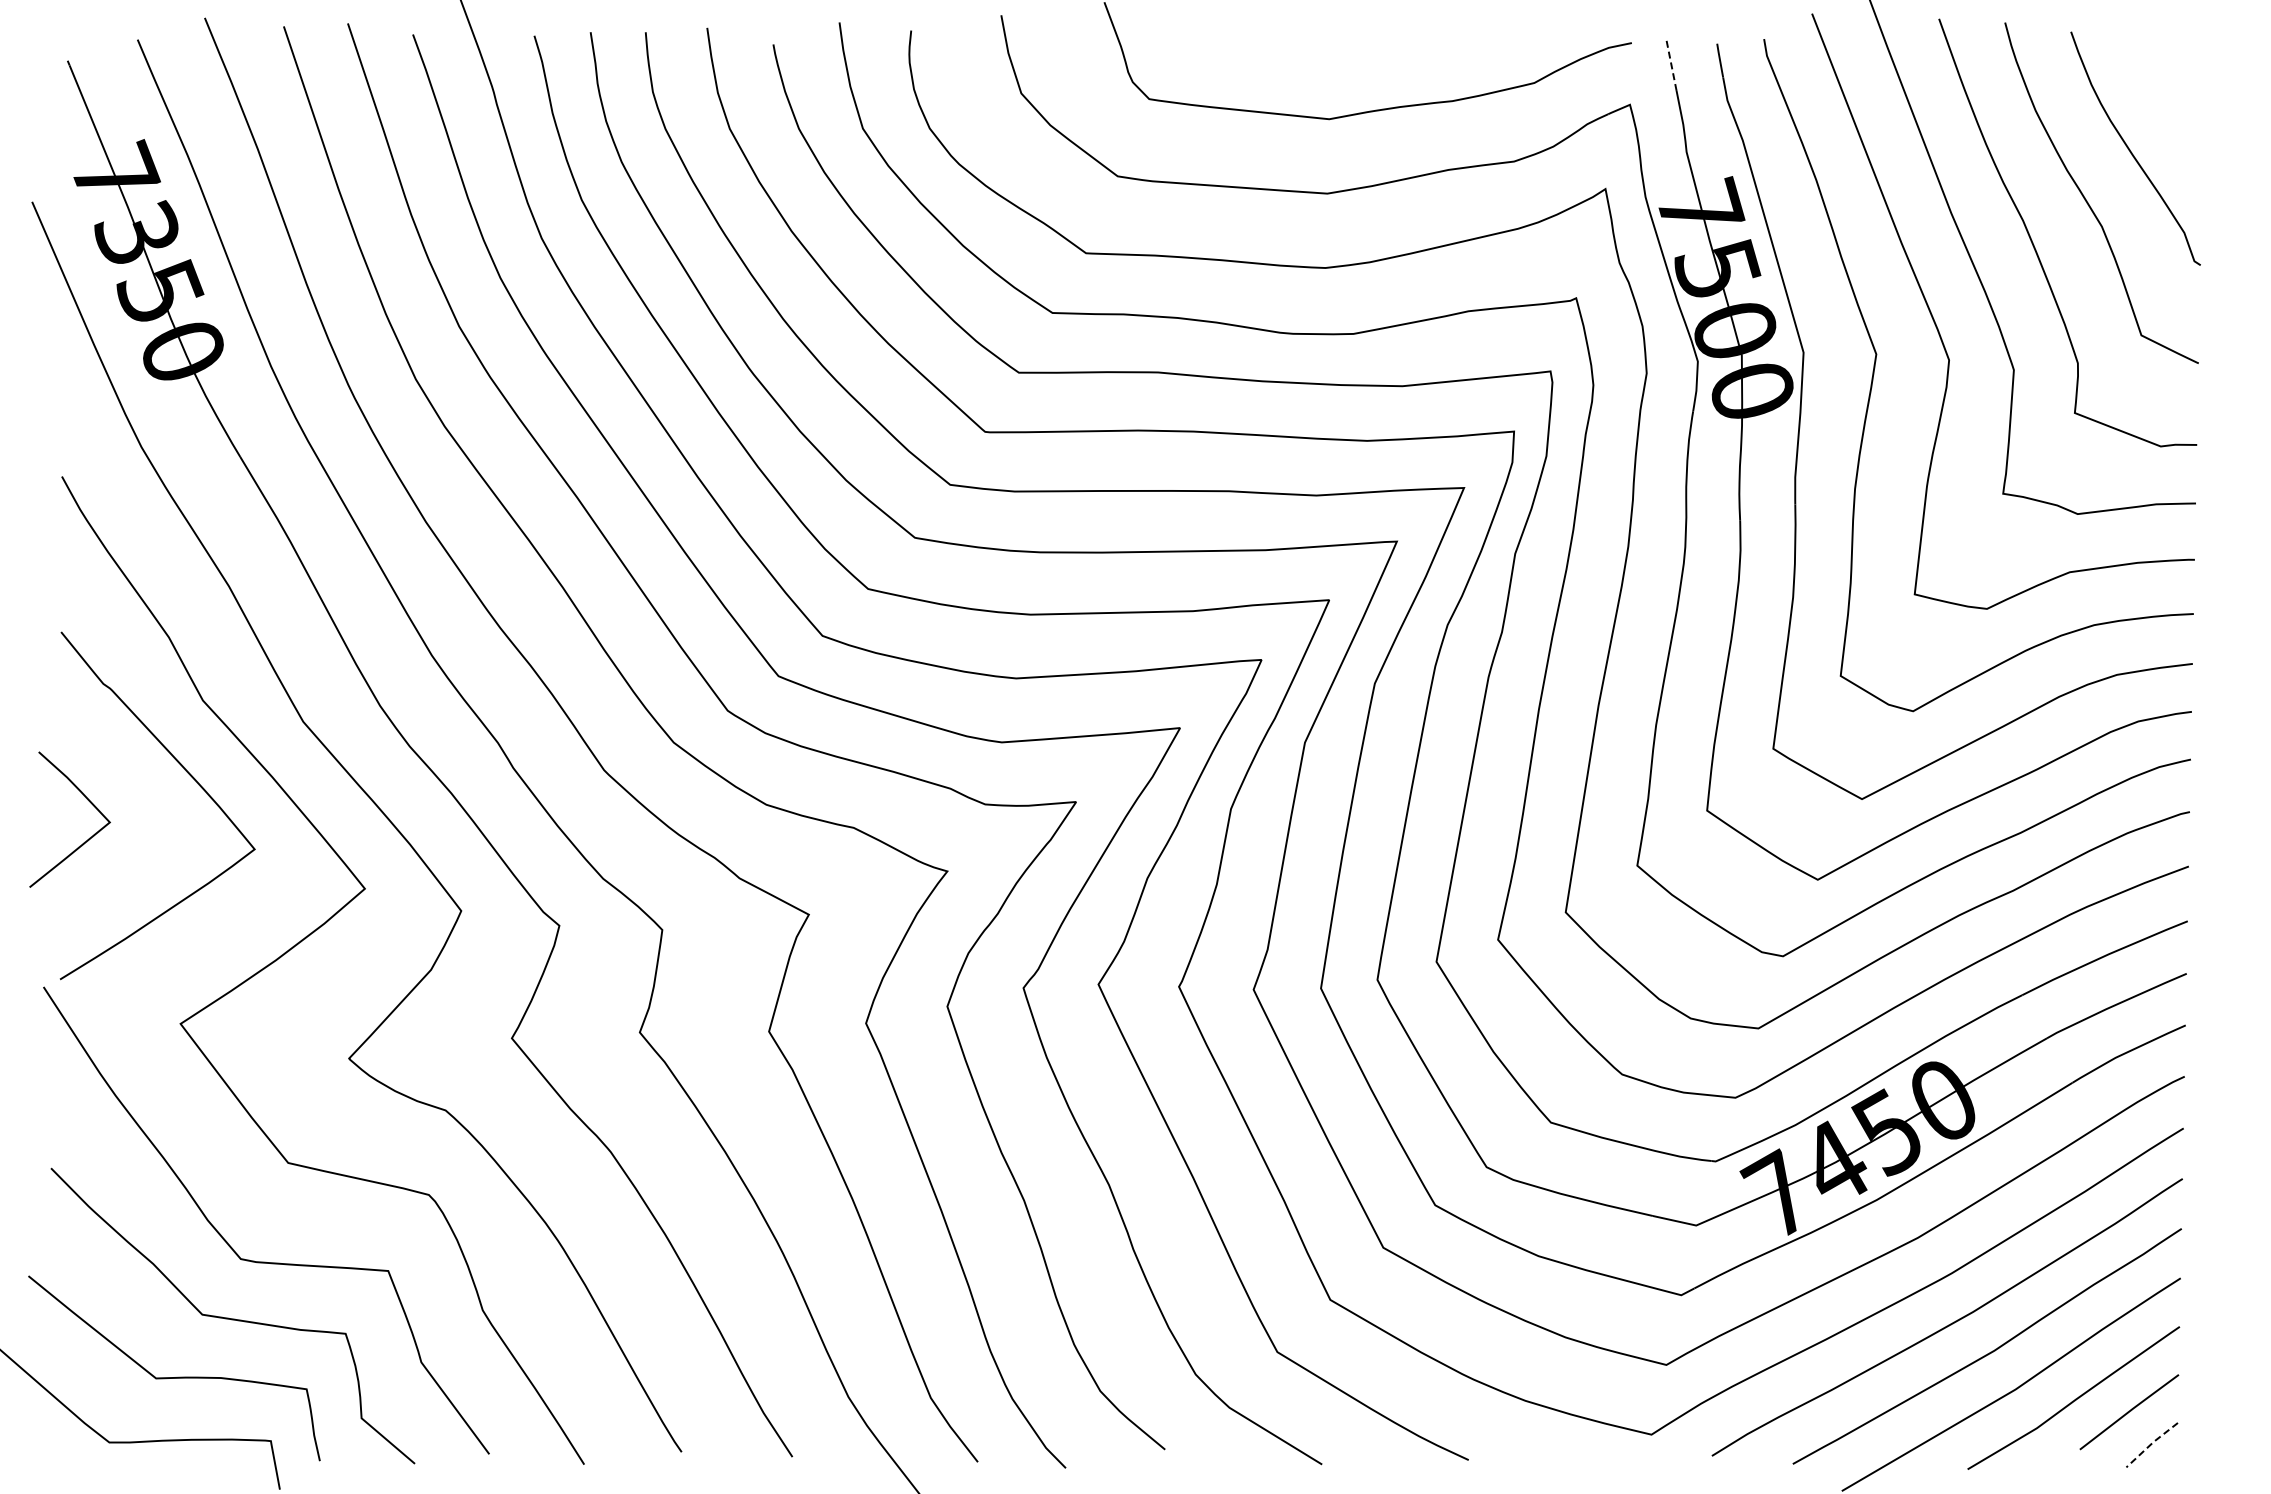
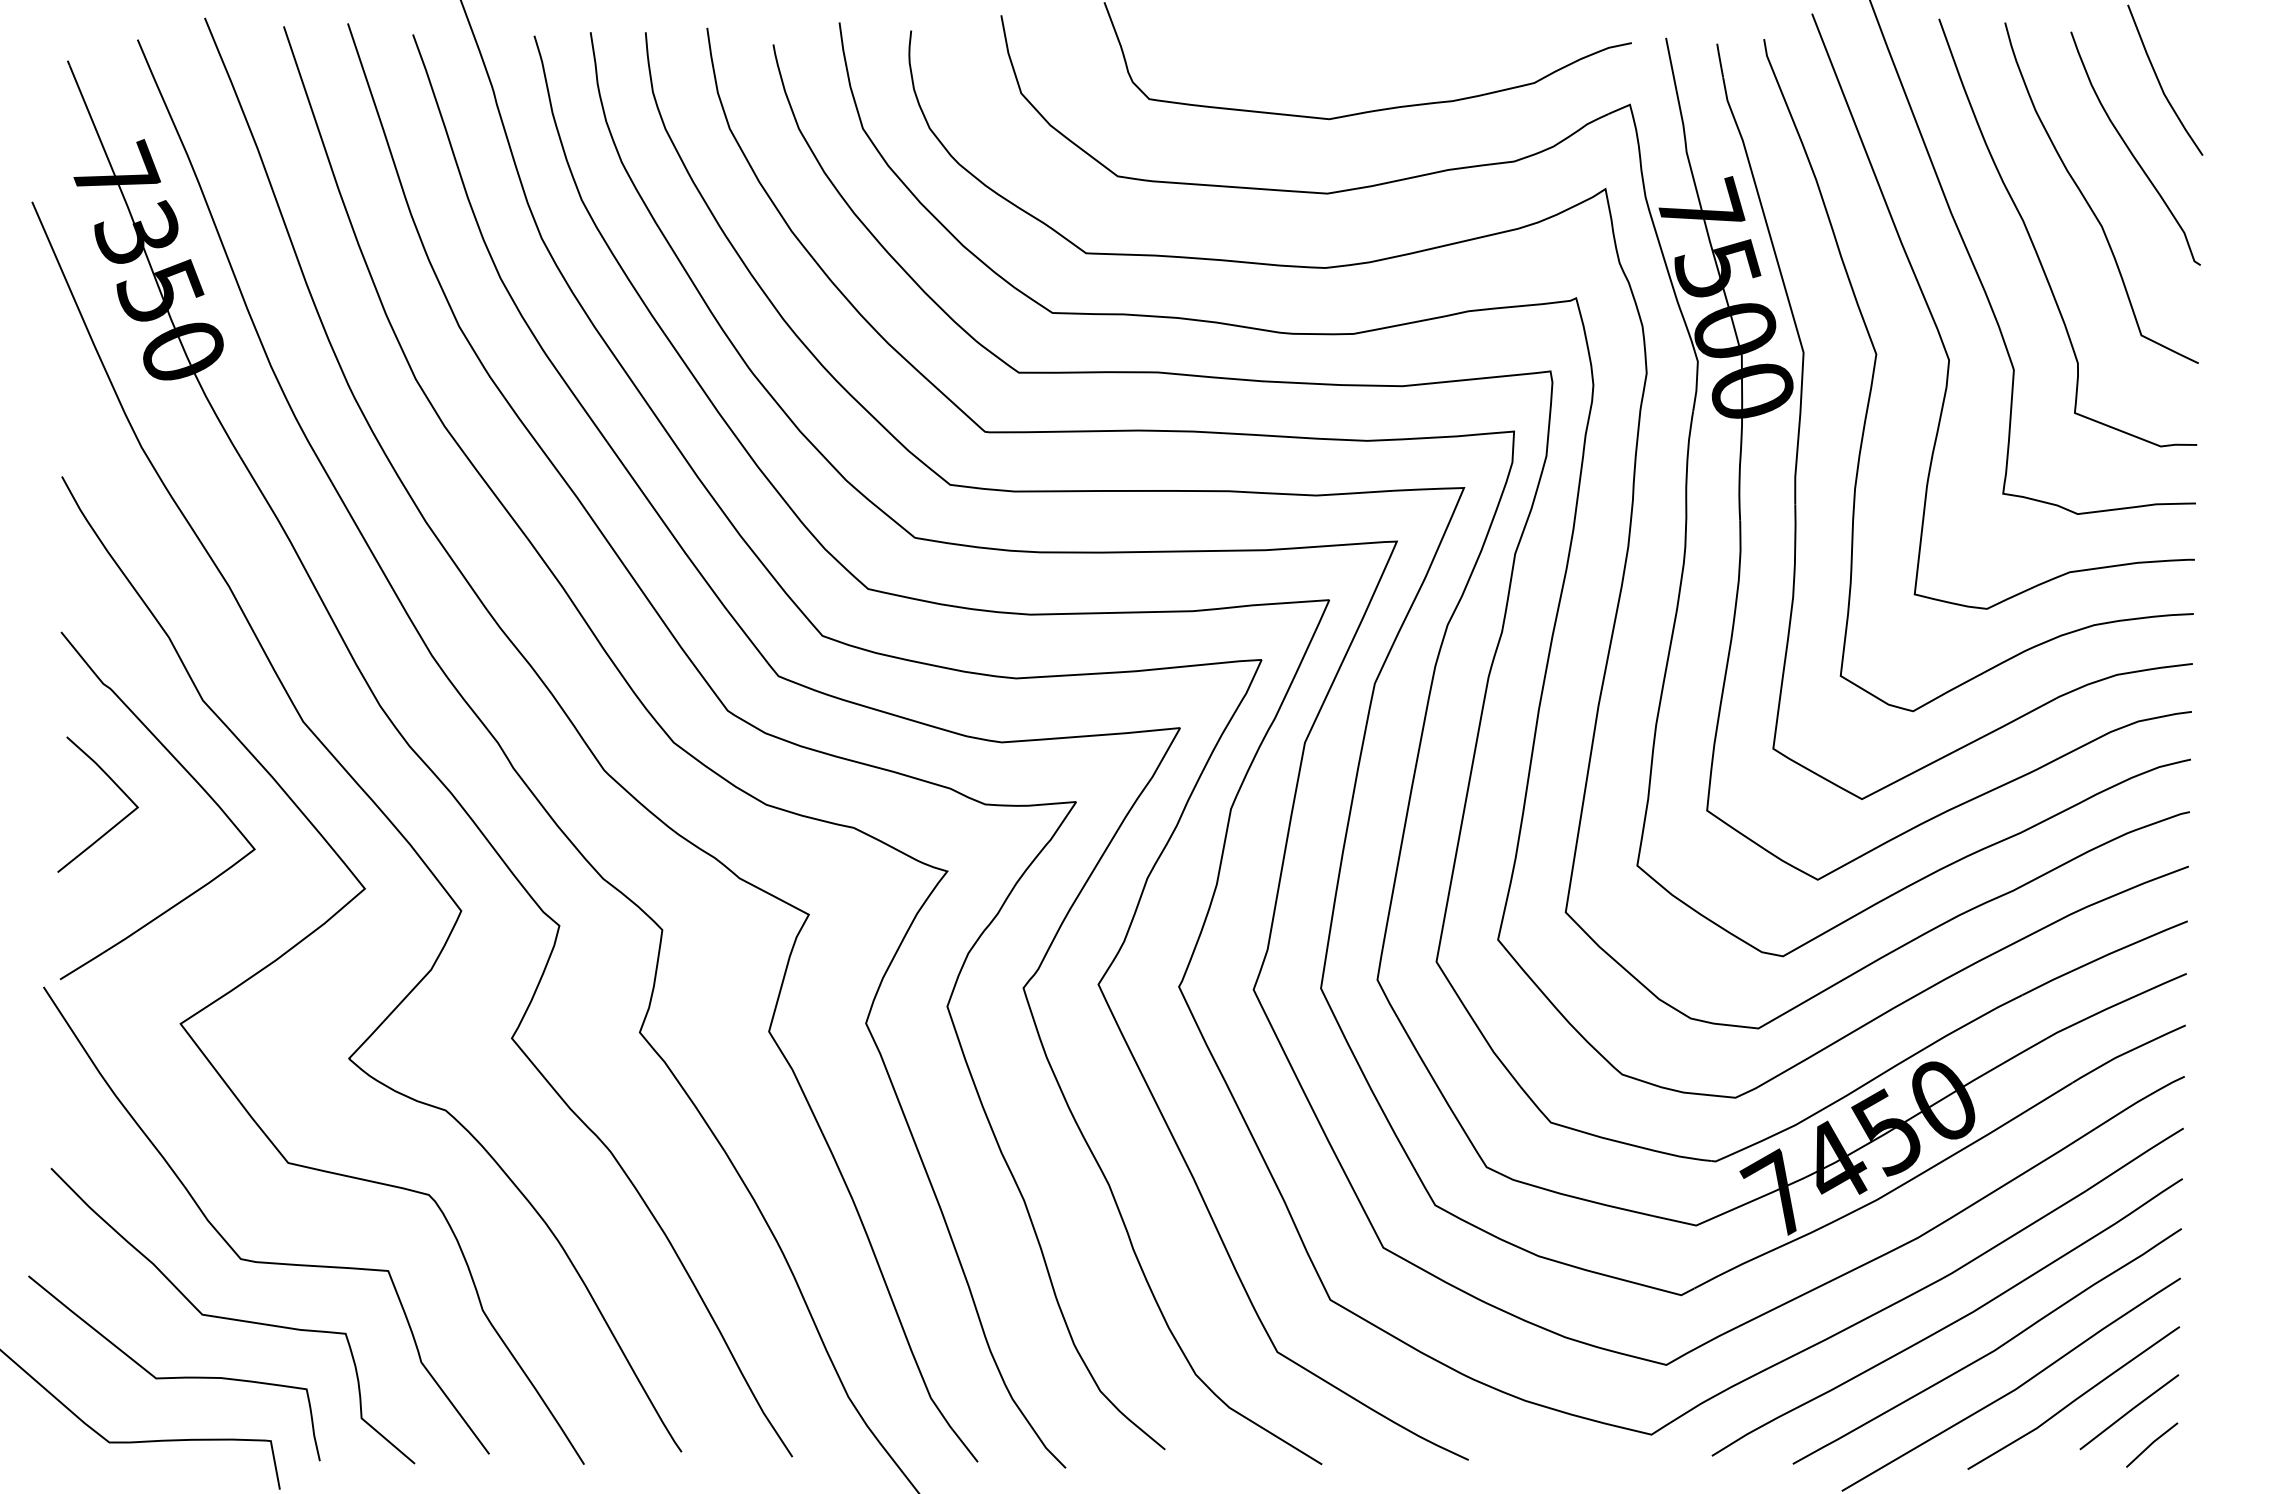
line: dashed -> solid (1671, 63)
curve: none -> present (2160, 82)
curve position: (87, 800) -> (115, 785) (115, 785)
line: dashed -> solid (2151, 1443)
